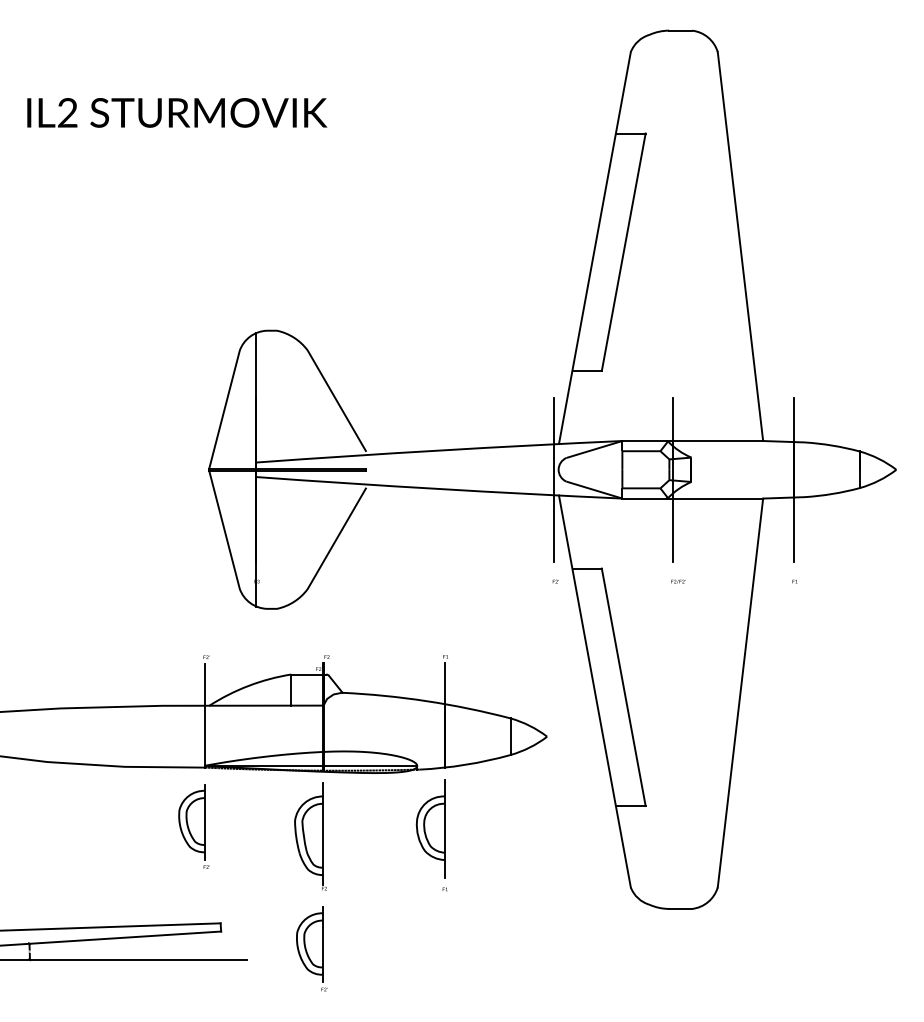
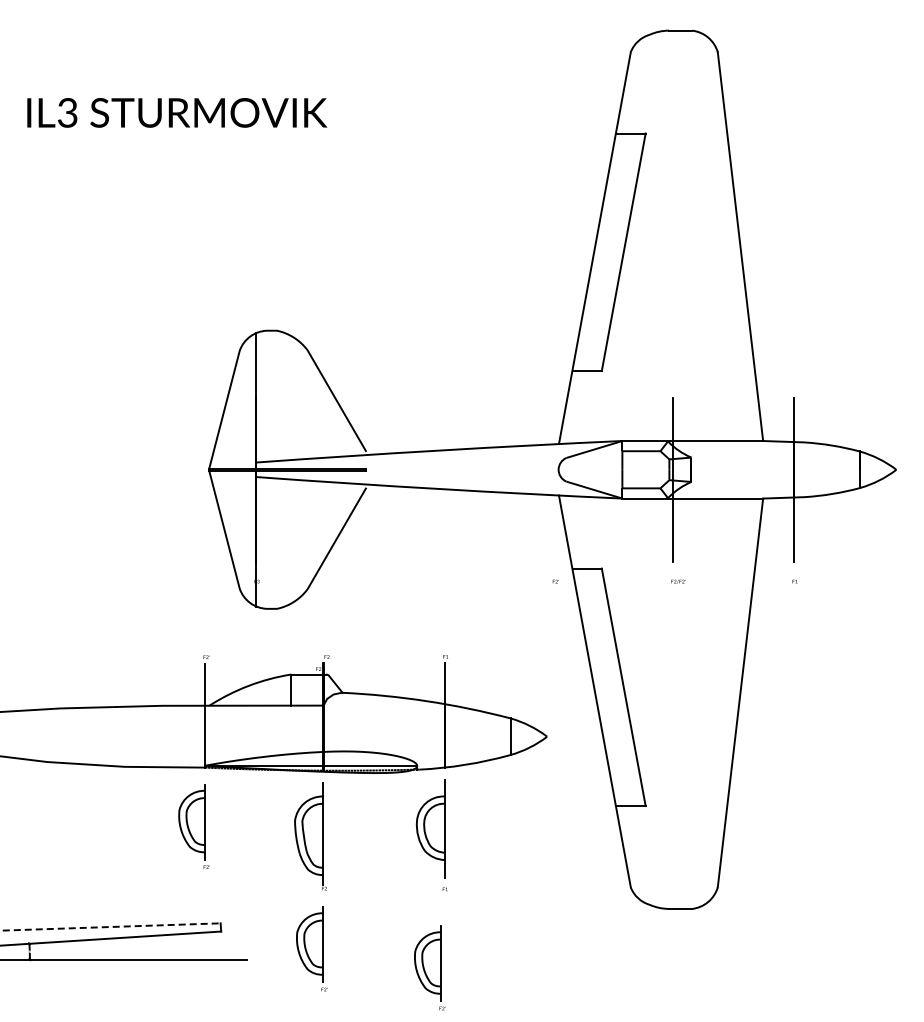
text: IL2 -> IL3 (67, 113)
line: present -> none (554, 479)
line: solid -> dashed (110, 927)
part: none -> present (429, 967)
